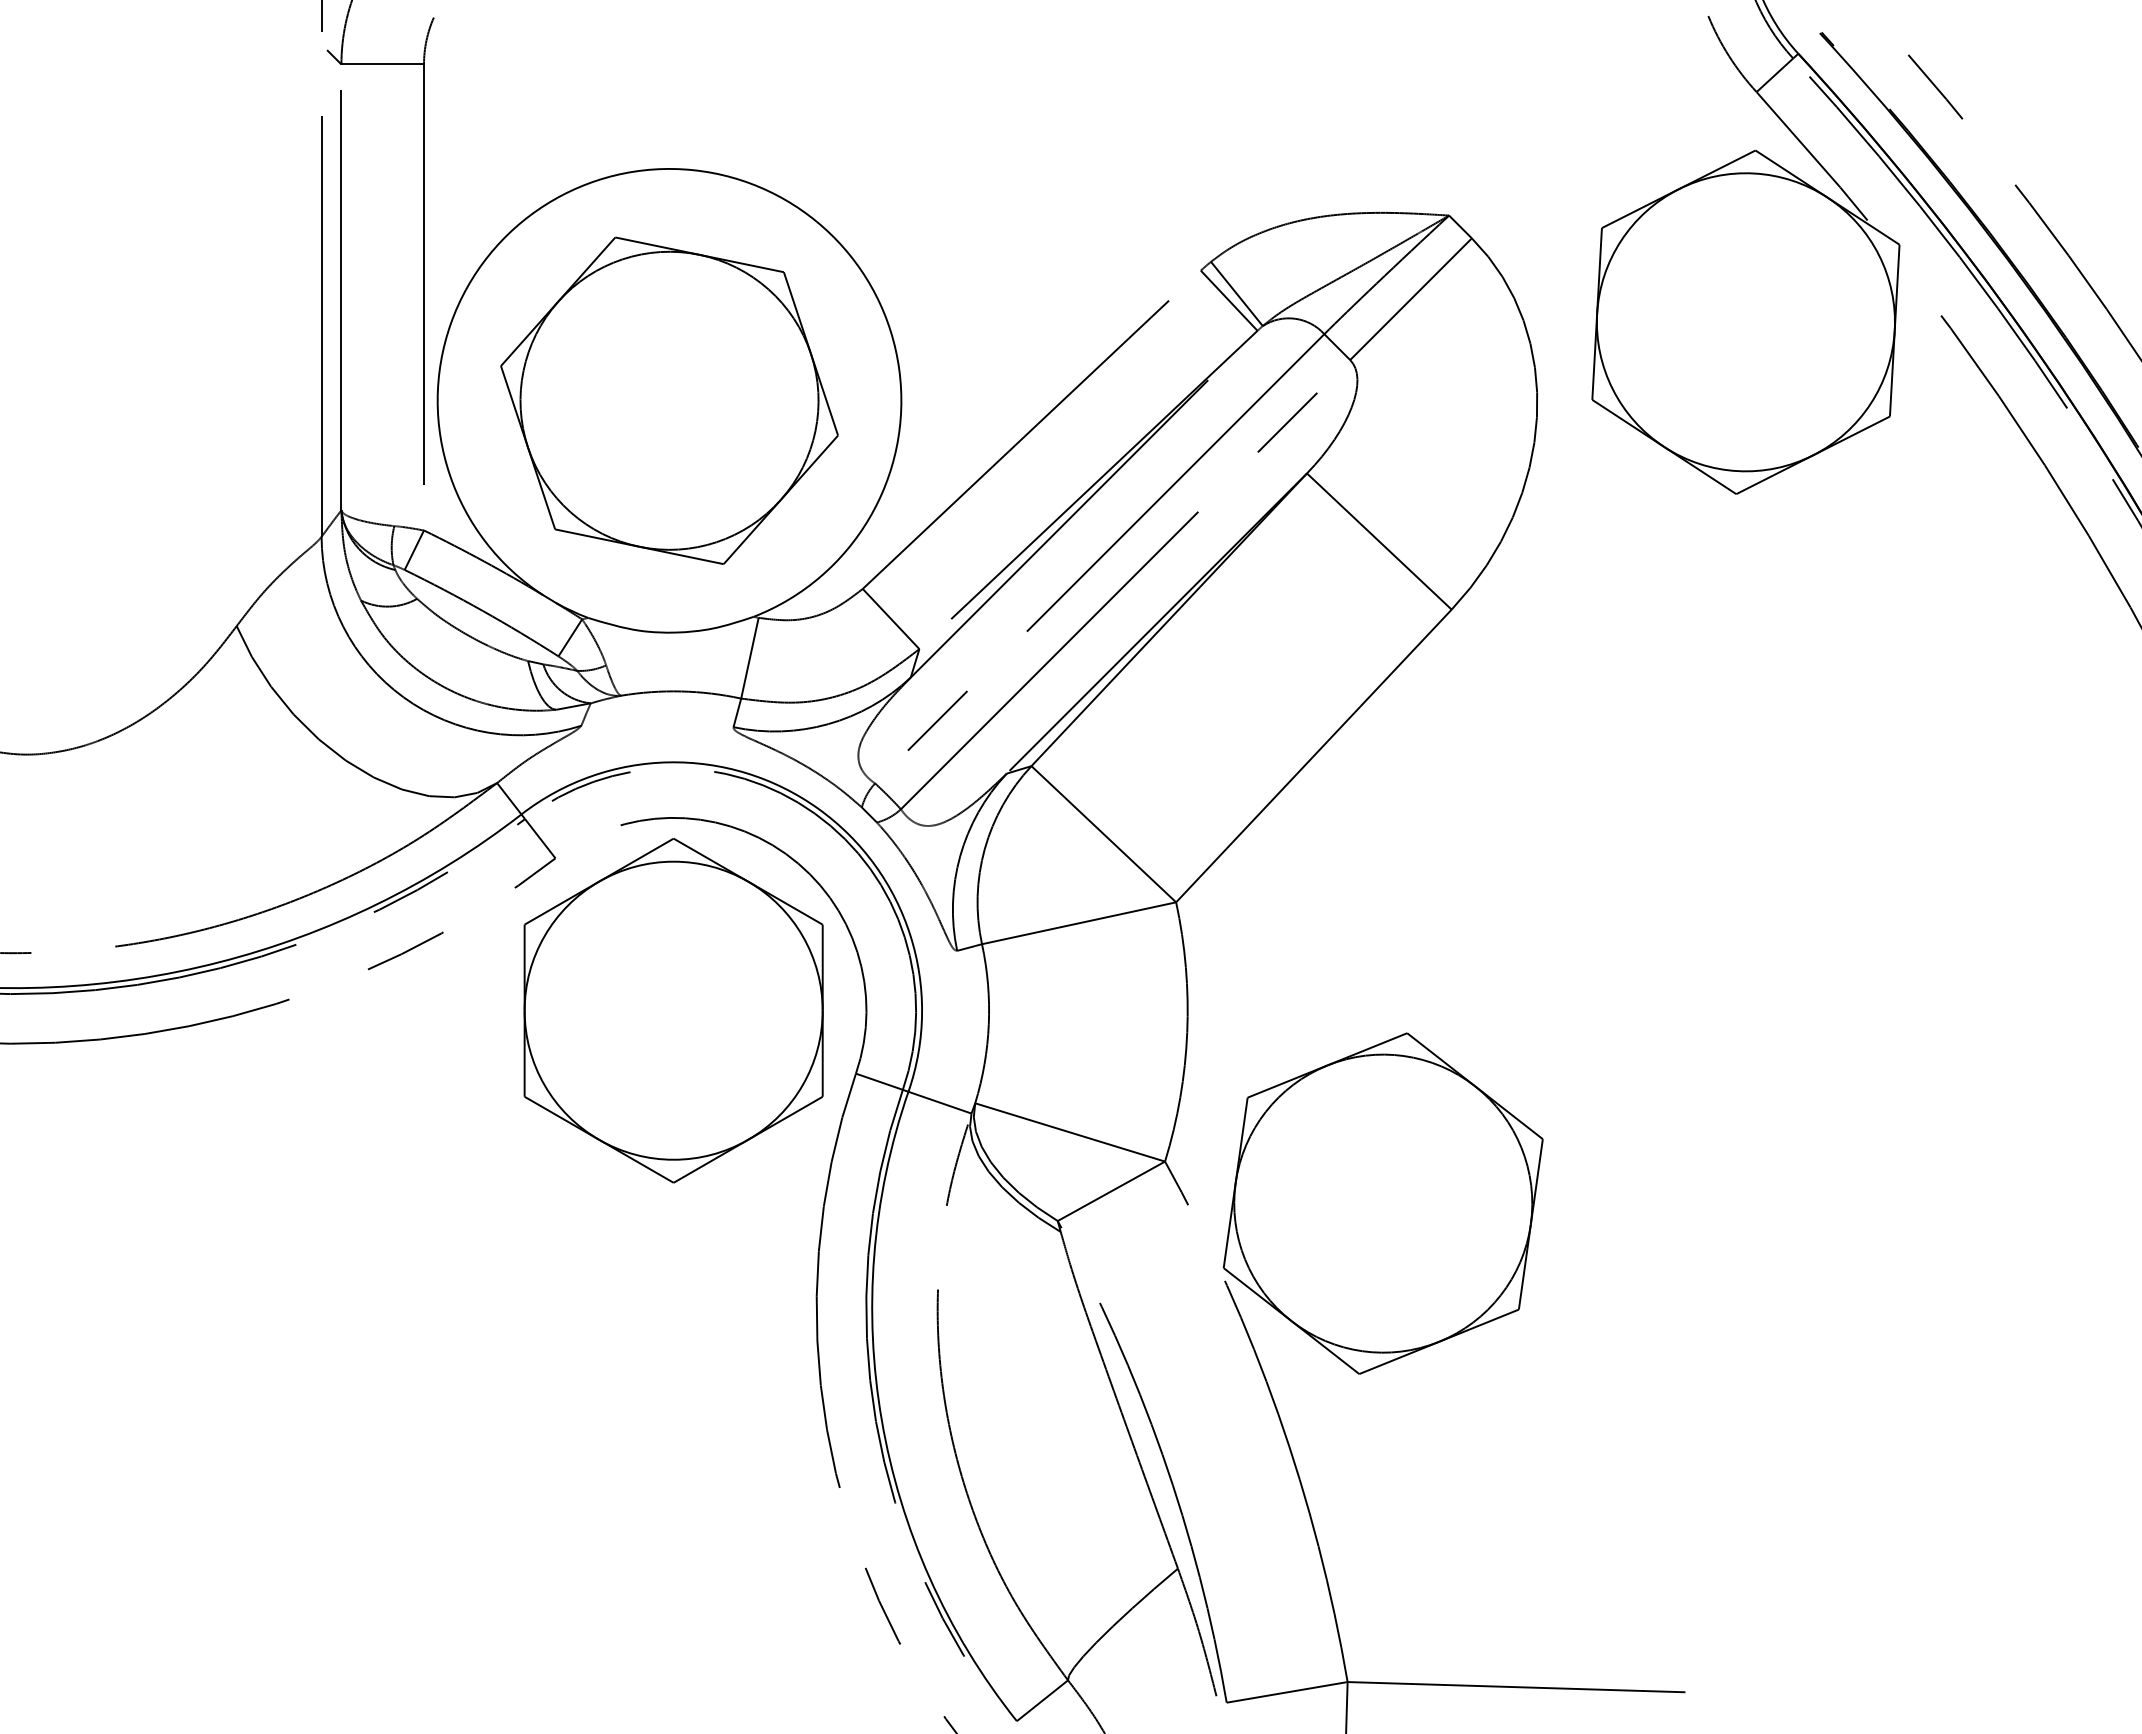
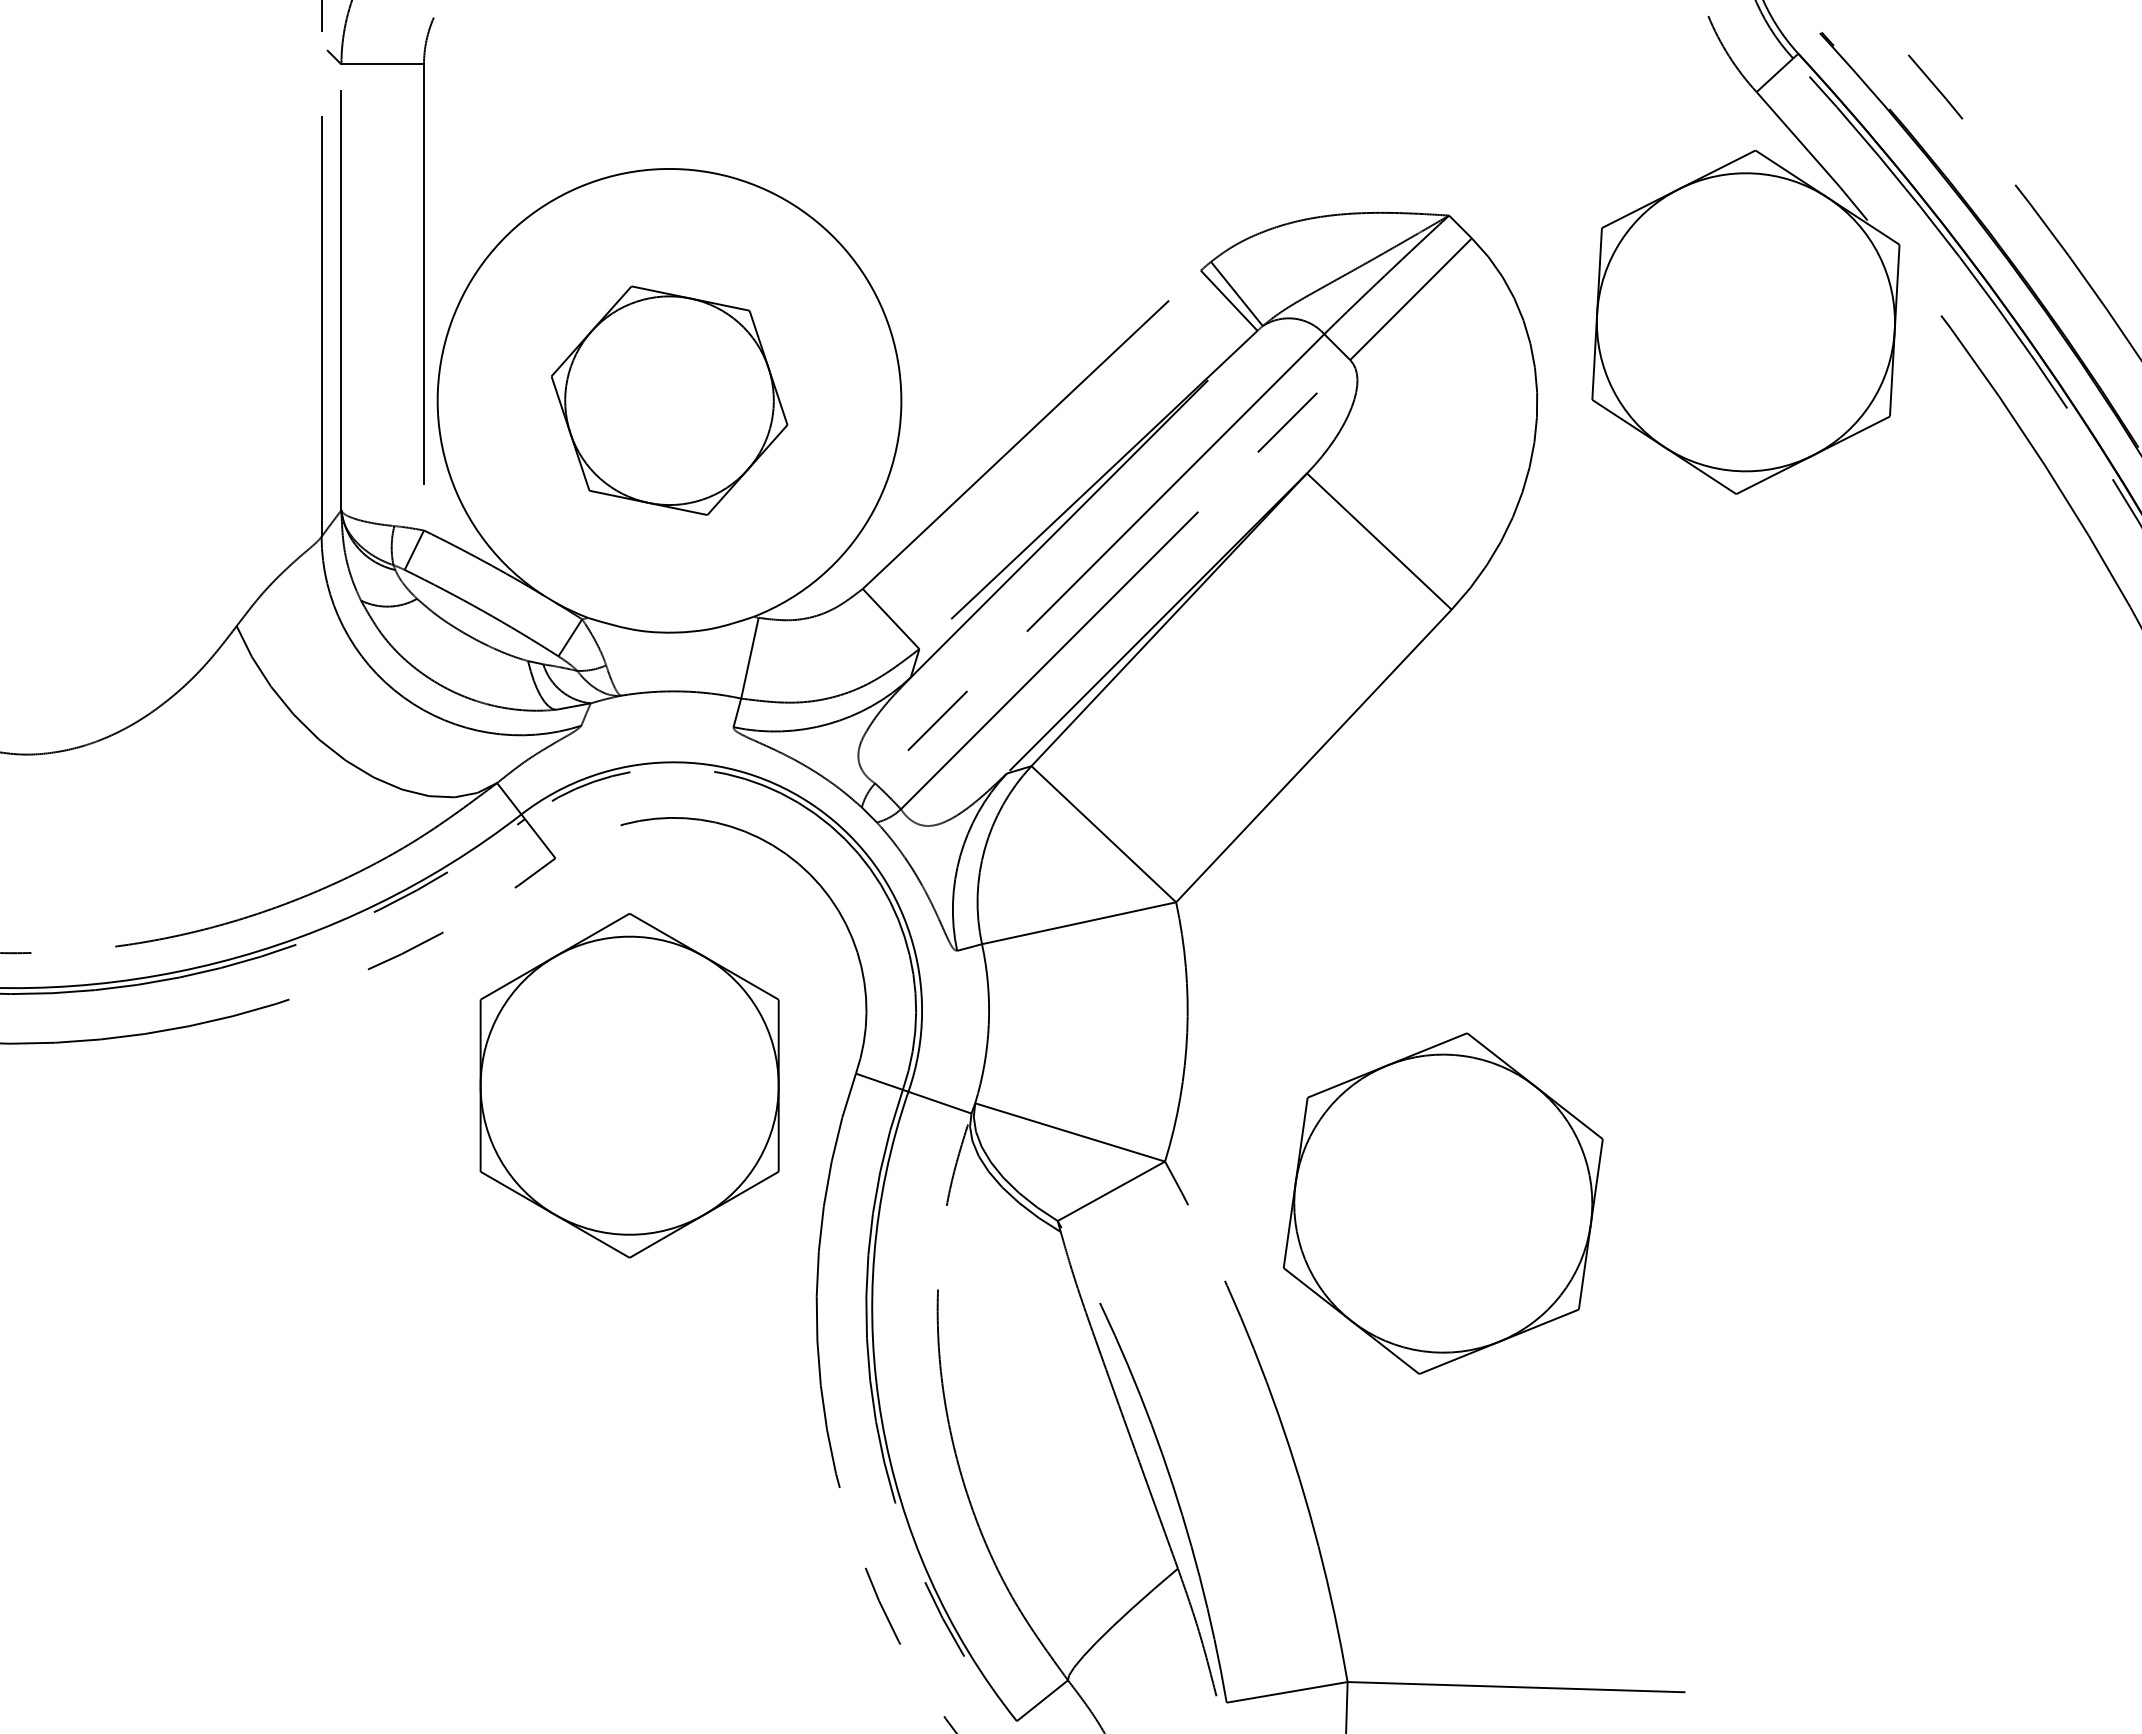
part size: 339x329 px -> 239x231 px (669, 400)
part position: (673, 1010) -> (629, 1085) (629, 1085)
part position: (1382, 1203) -> (1442, 1203) (1442, 1203)
